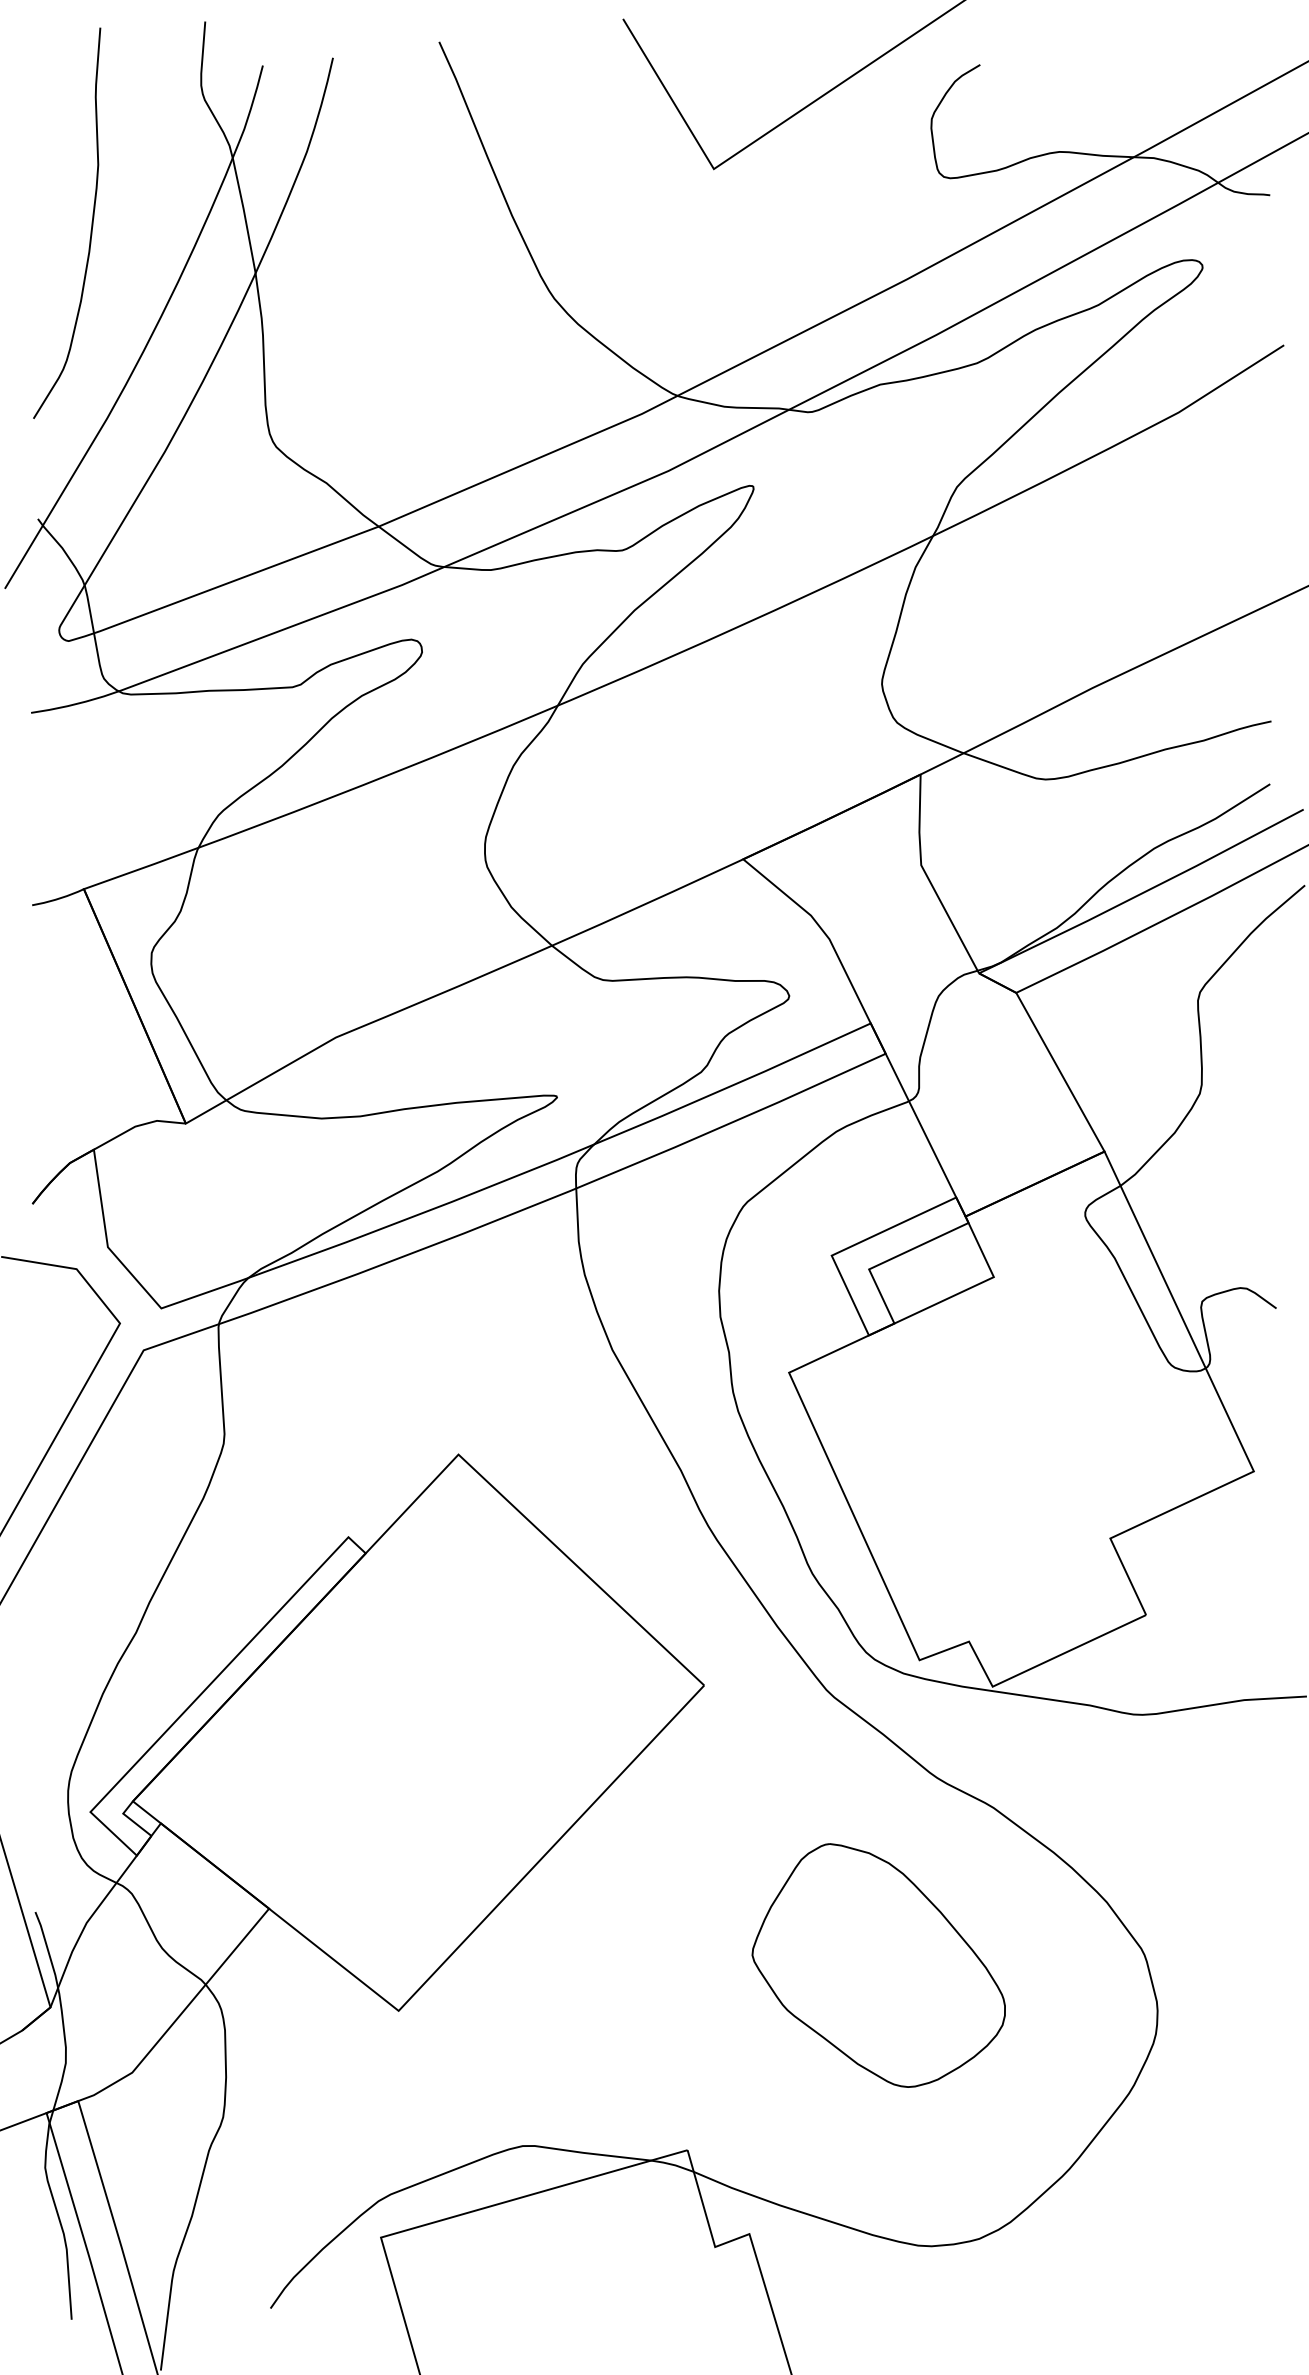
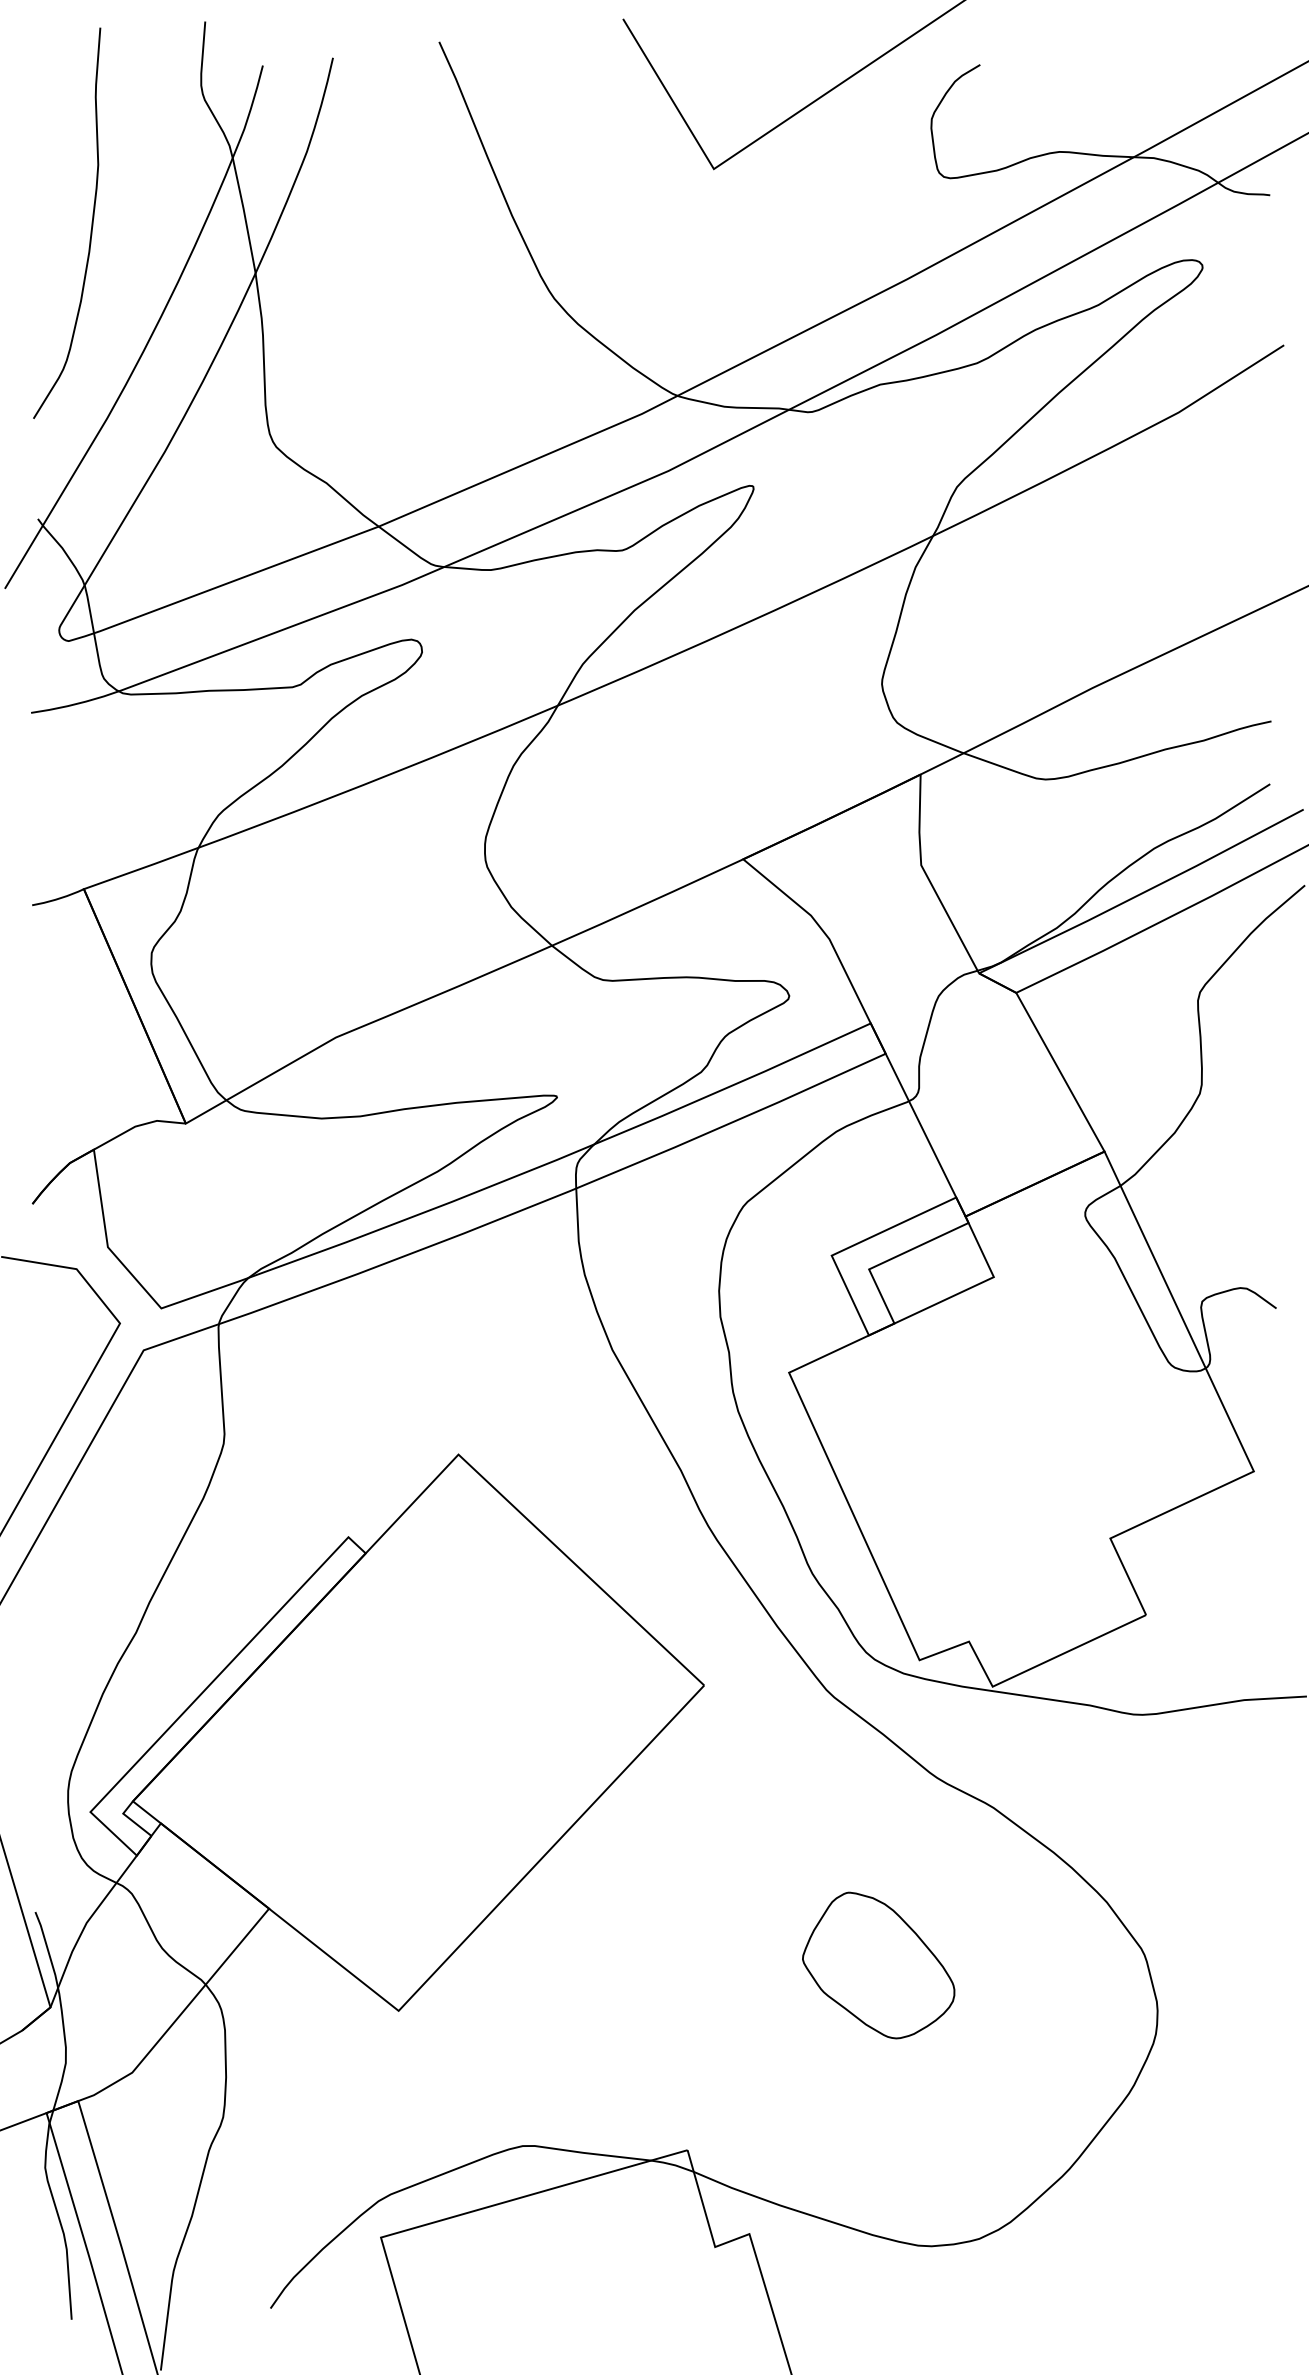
part size: 255x245 px -> 154x149 px (878, 1965)
